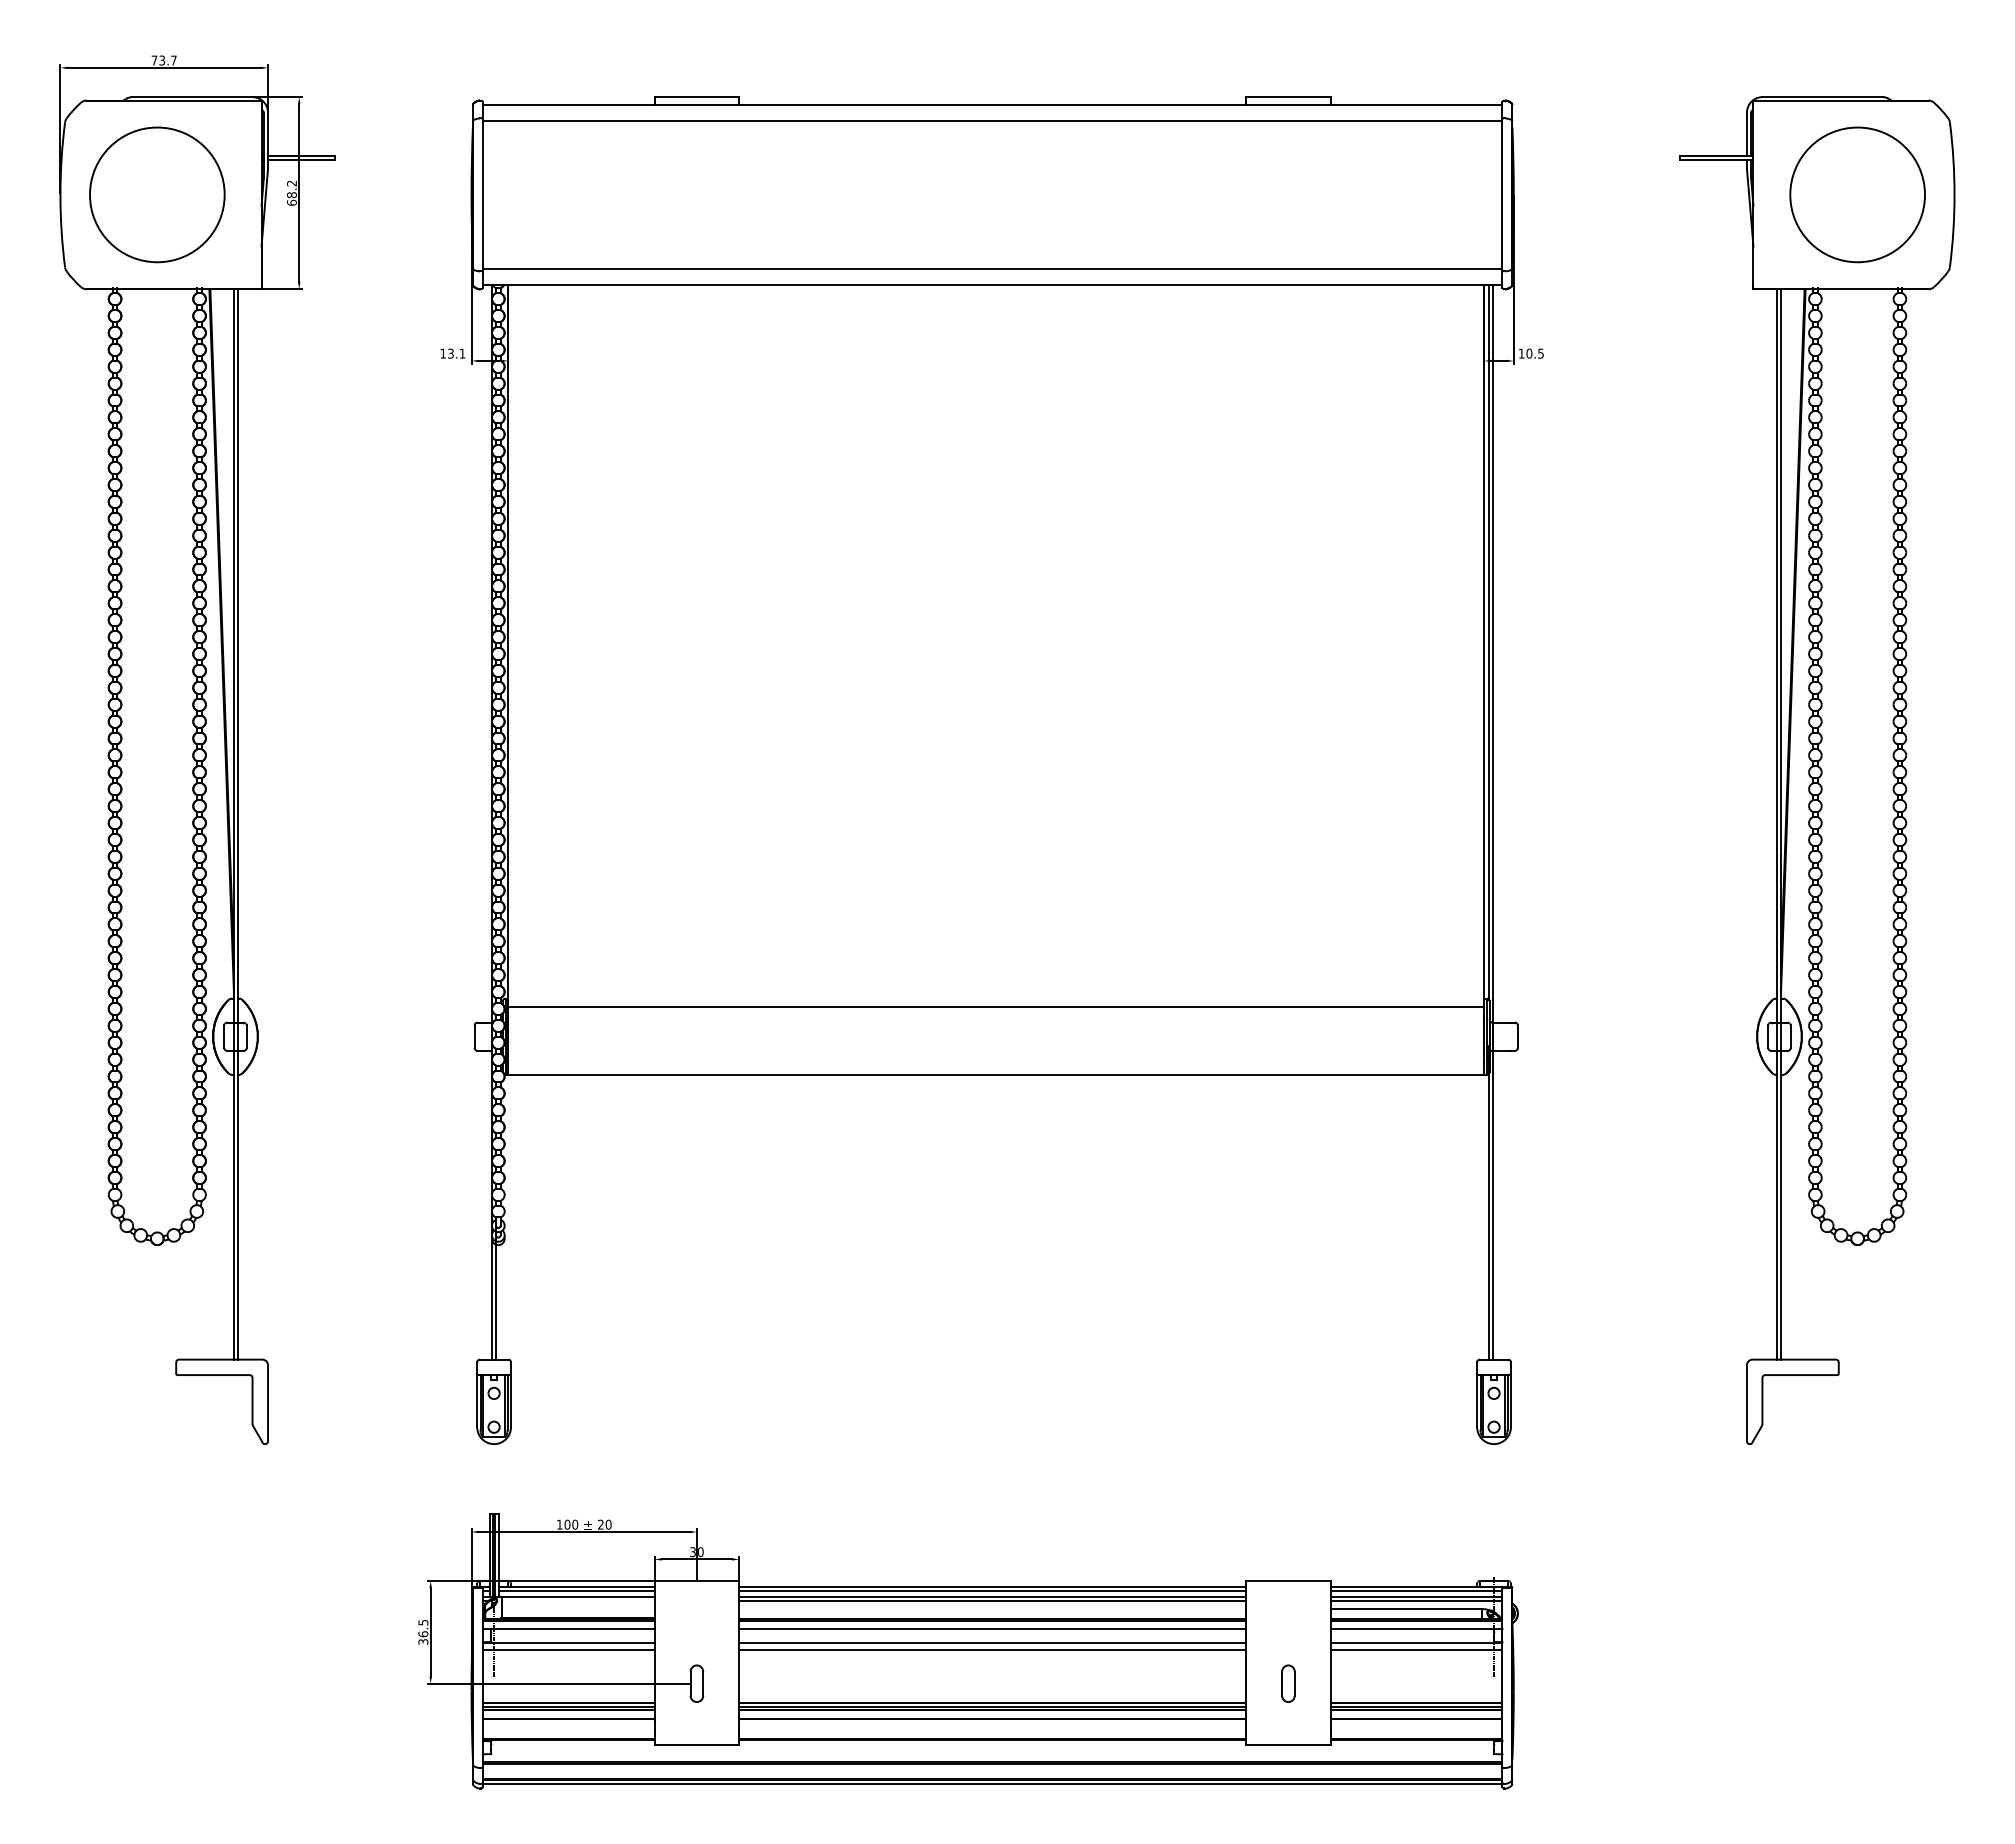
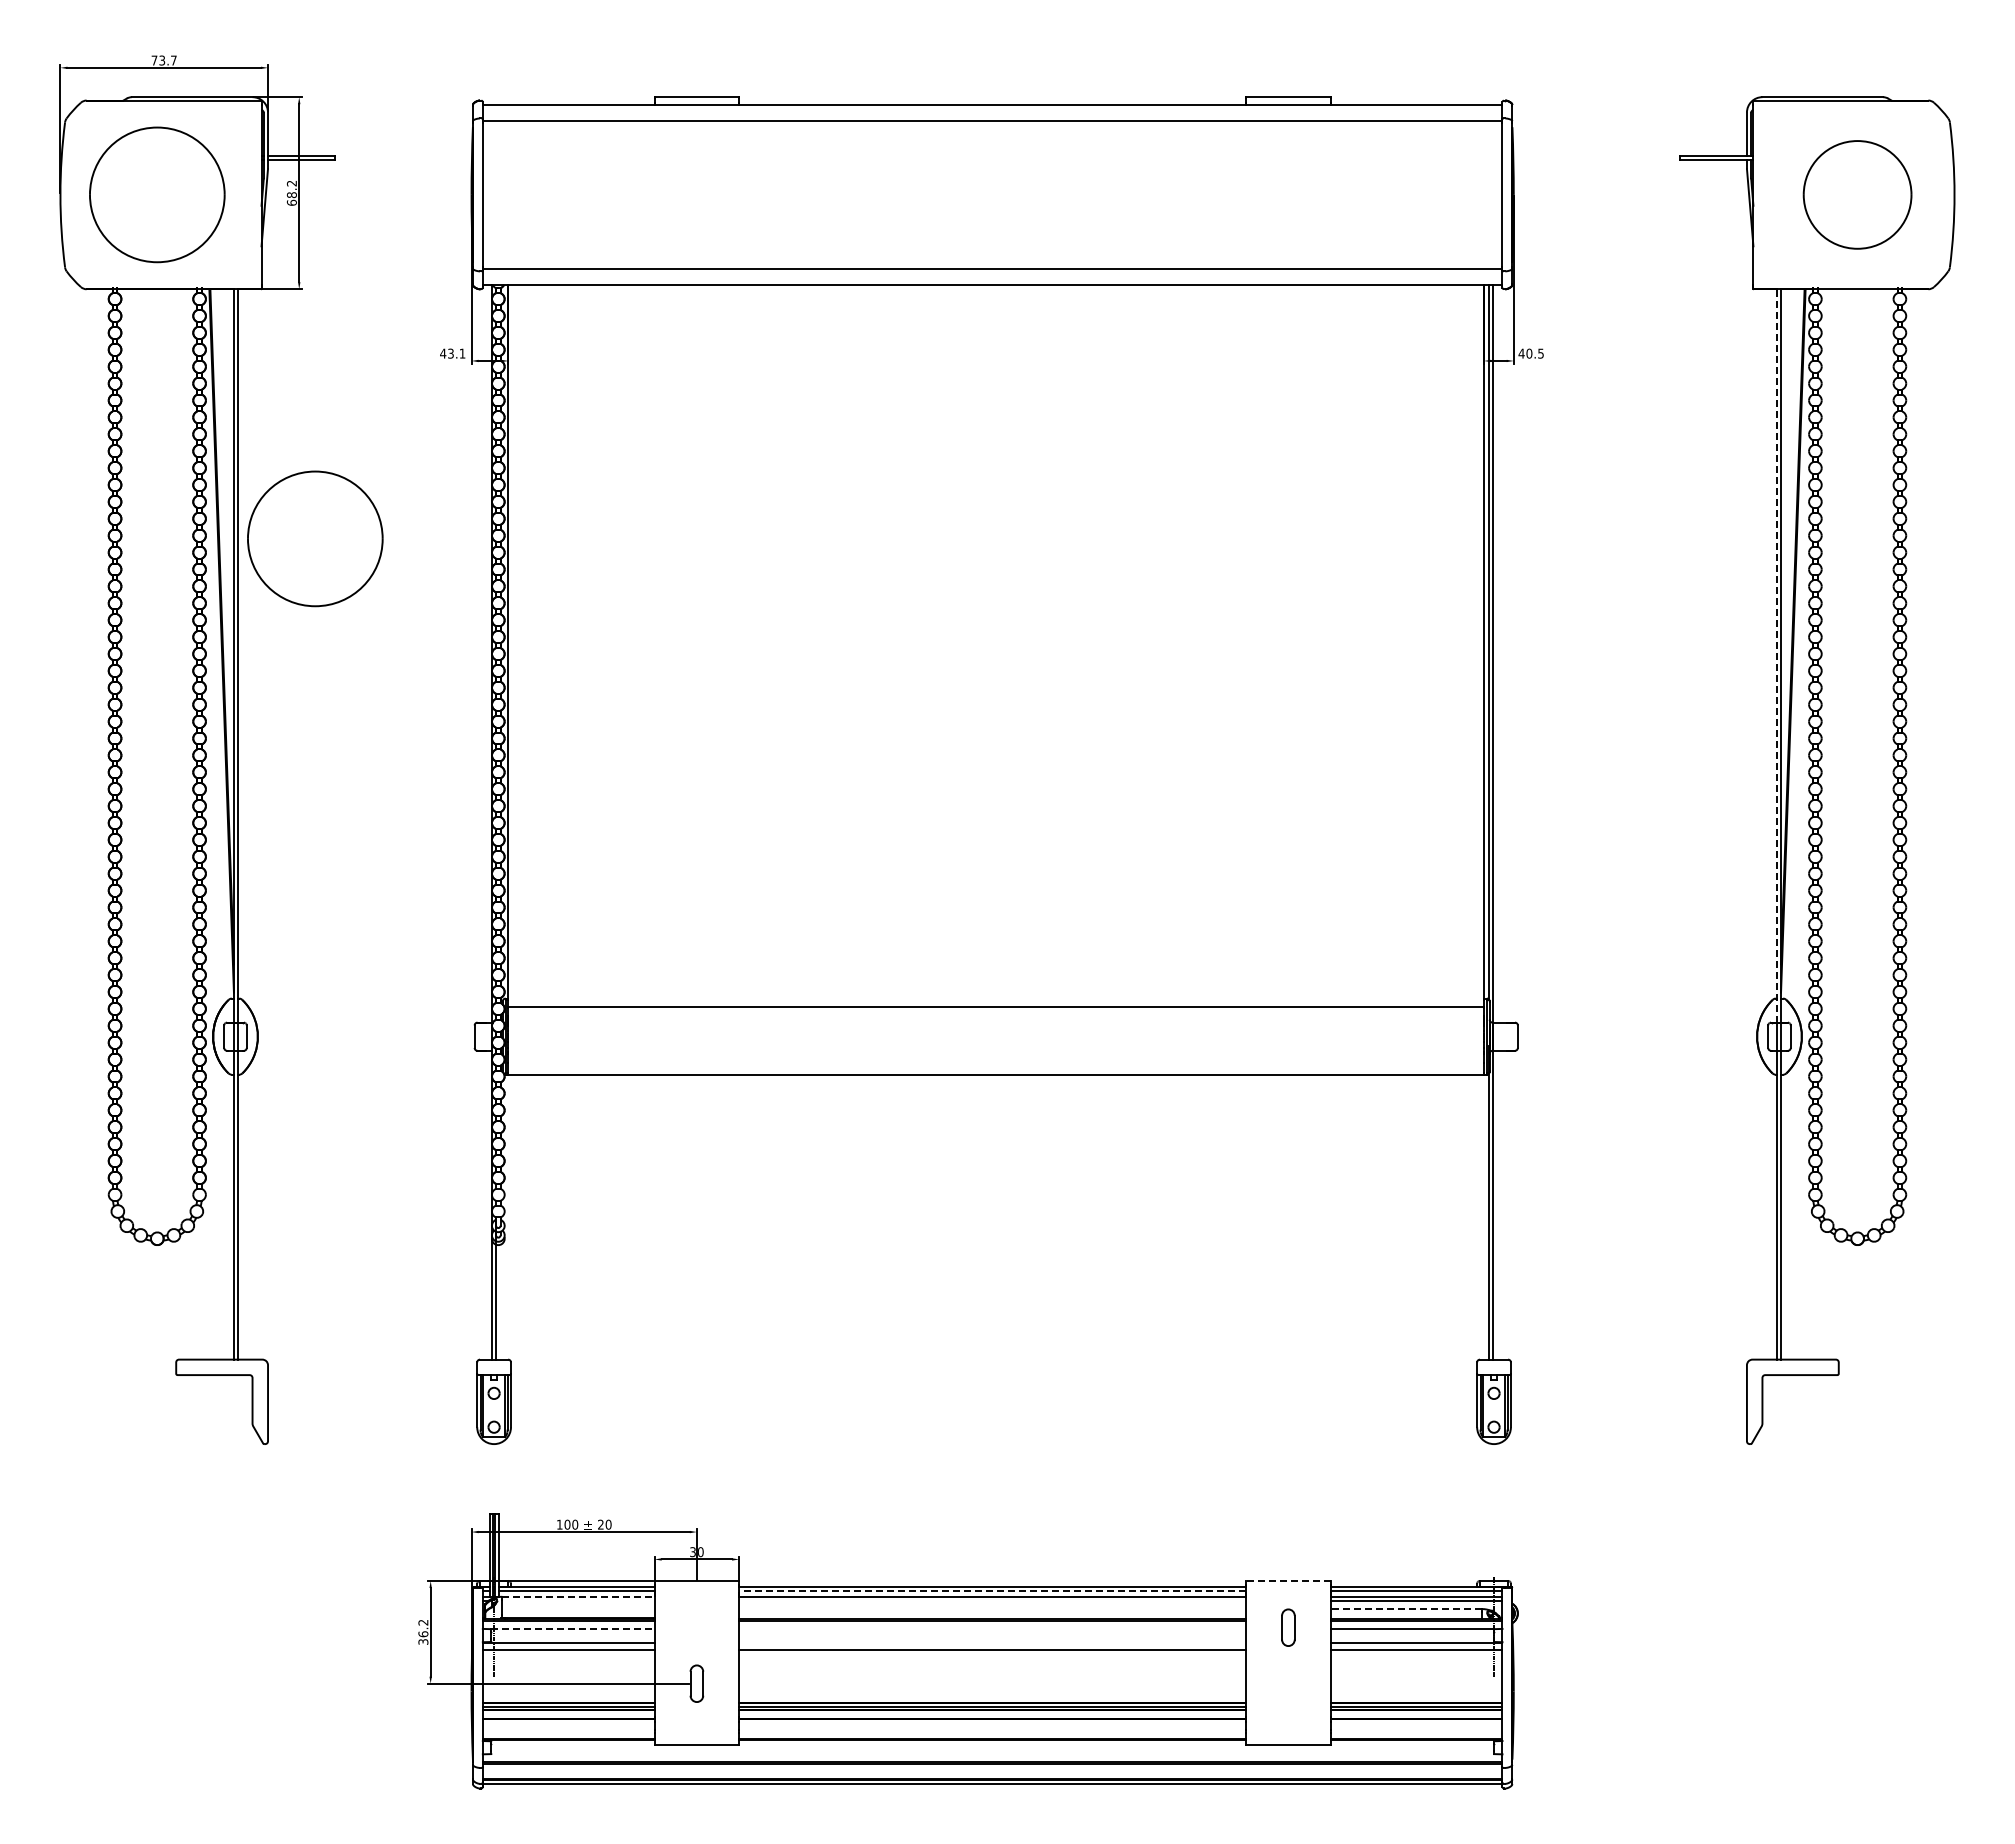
part size: 137x138 px -> 111x110 px (1857, 194)
text: 13.1 -> 43.1 (443, 353)
text: 10.5 -> 40.5 (1521, 353)
part: none -> present (315, 538)
line: solid -> dashed (1776, 655)
line: solid -> dashed (1287, 1580)
line: solid -> dashed (992, 1591)
line: solid -> dashed (578, 1596)
line: present -> none (992, 1600)
line: solid -> dashed (1406, 1609)
text: 36.5 -> 36.2 (423, 1622)
line: solid -> dashed (572, 1629)
line: present -> none (992, 1629)
line: present -> none (992, 1643)
part position: (1288, 1683) -> (1288, 1627) (1288, 1627)
